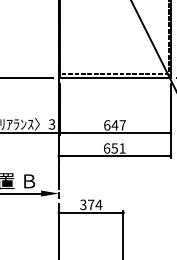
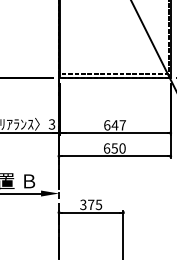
text: 651 -> 650 (122, 148)
text: 374 -> 375 (98, 204)
